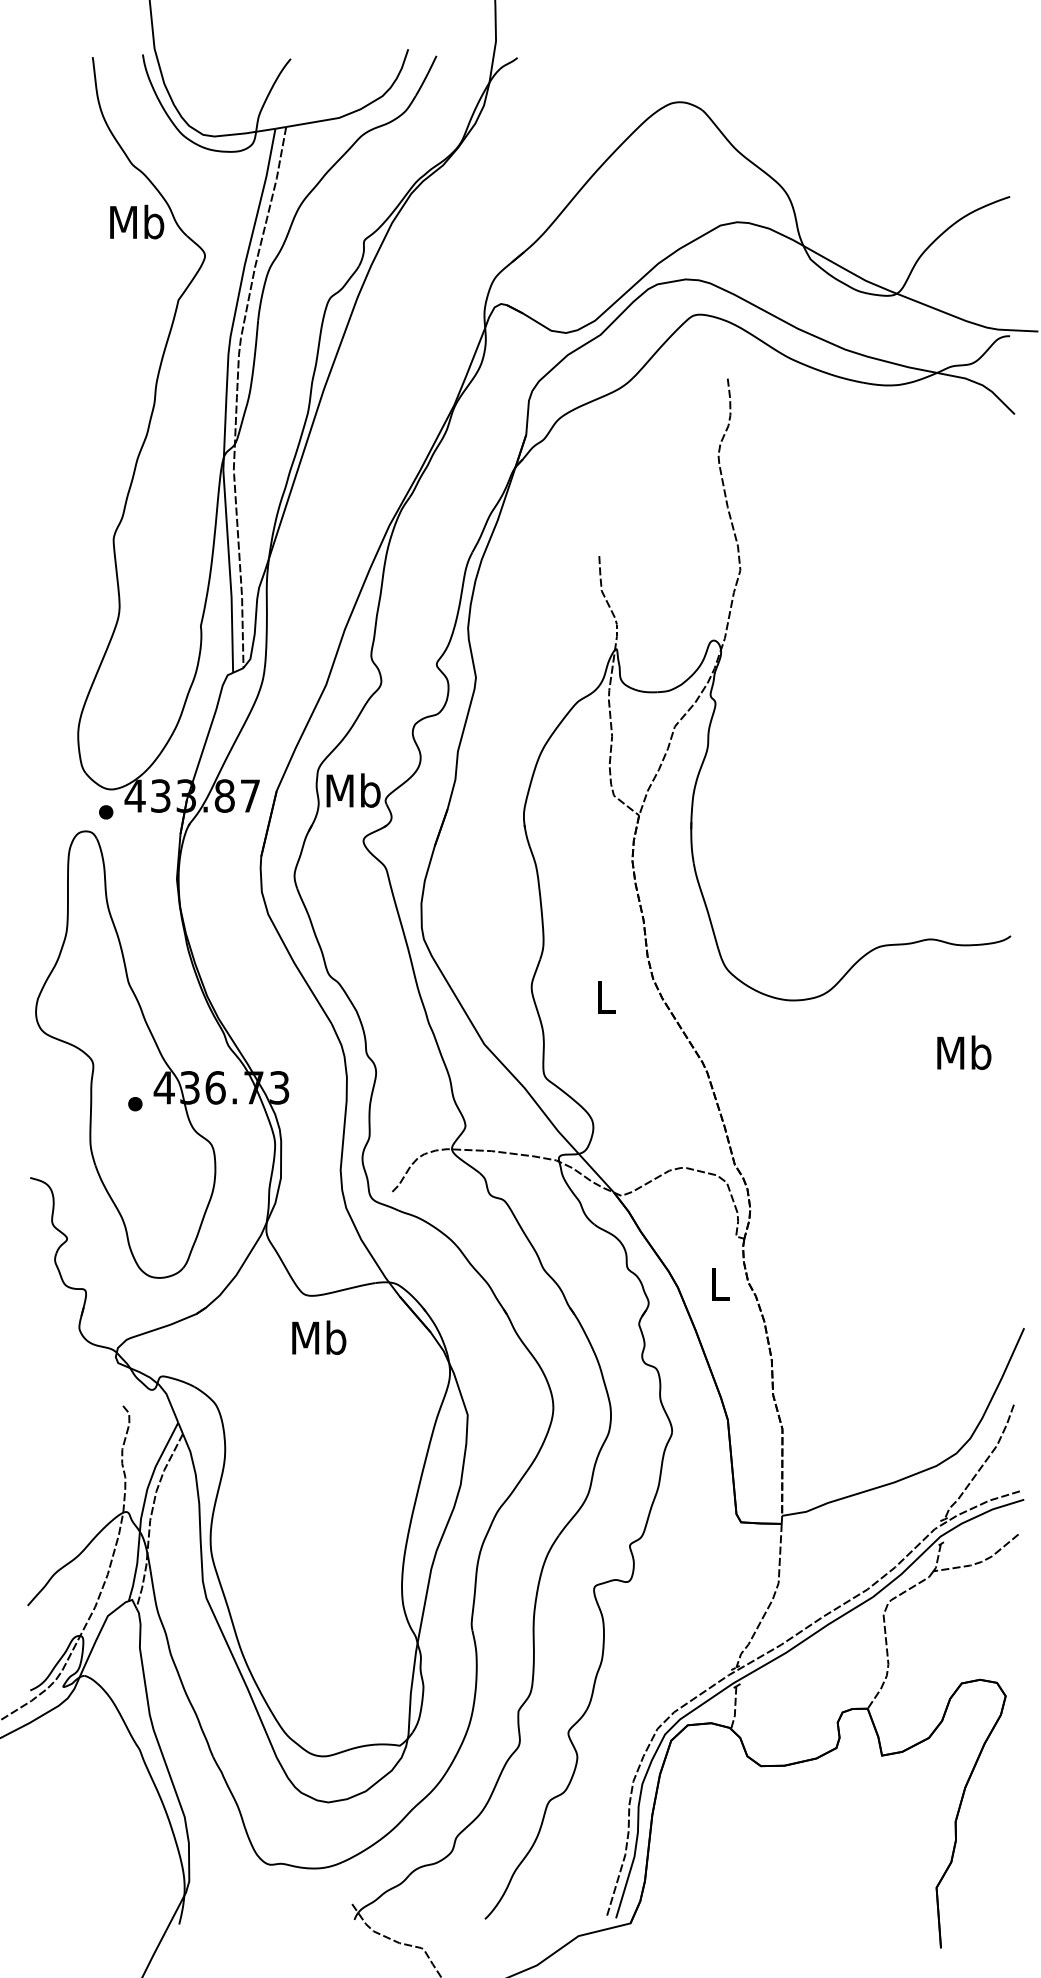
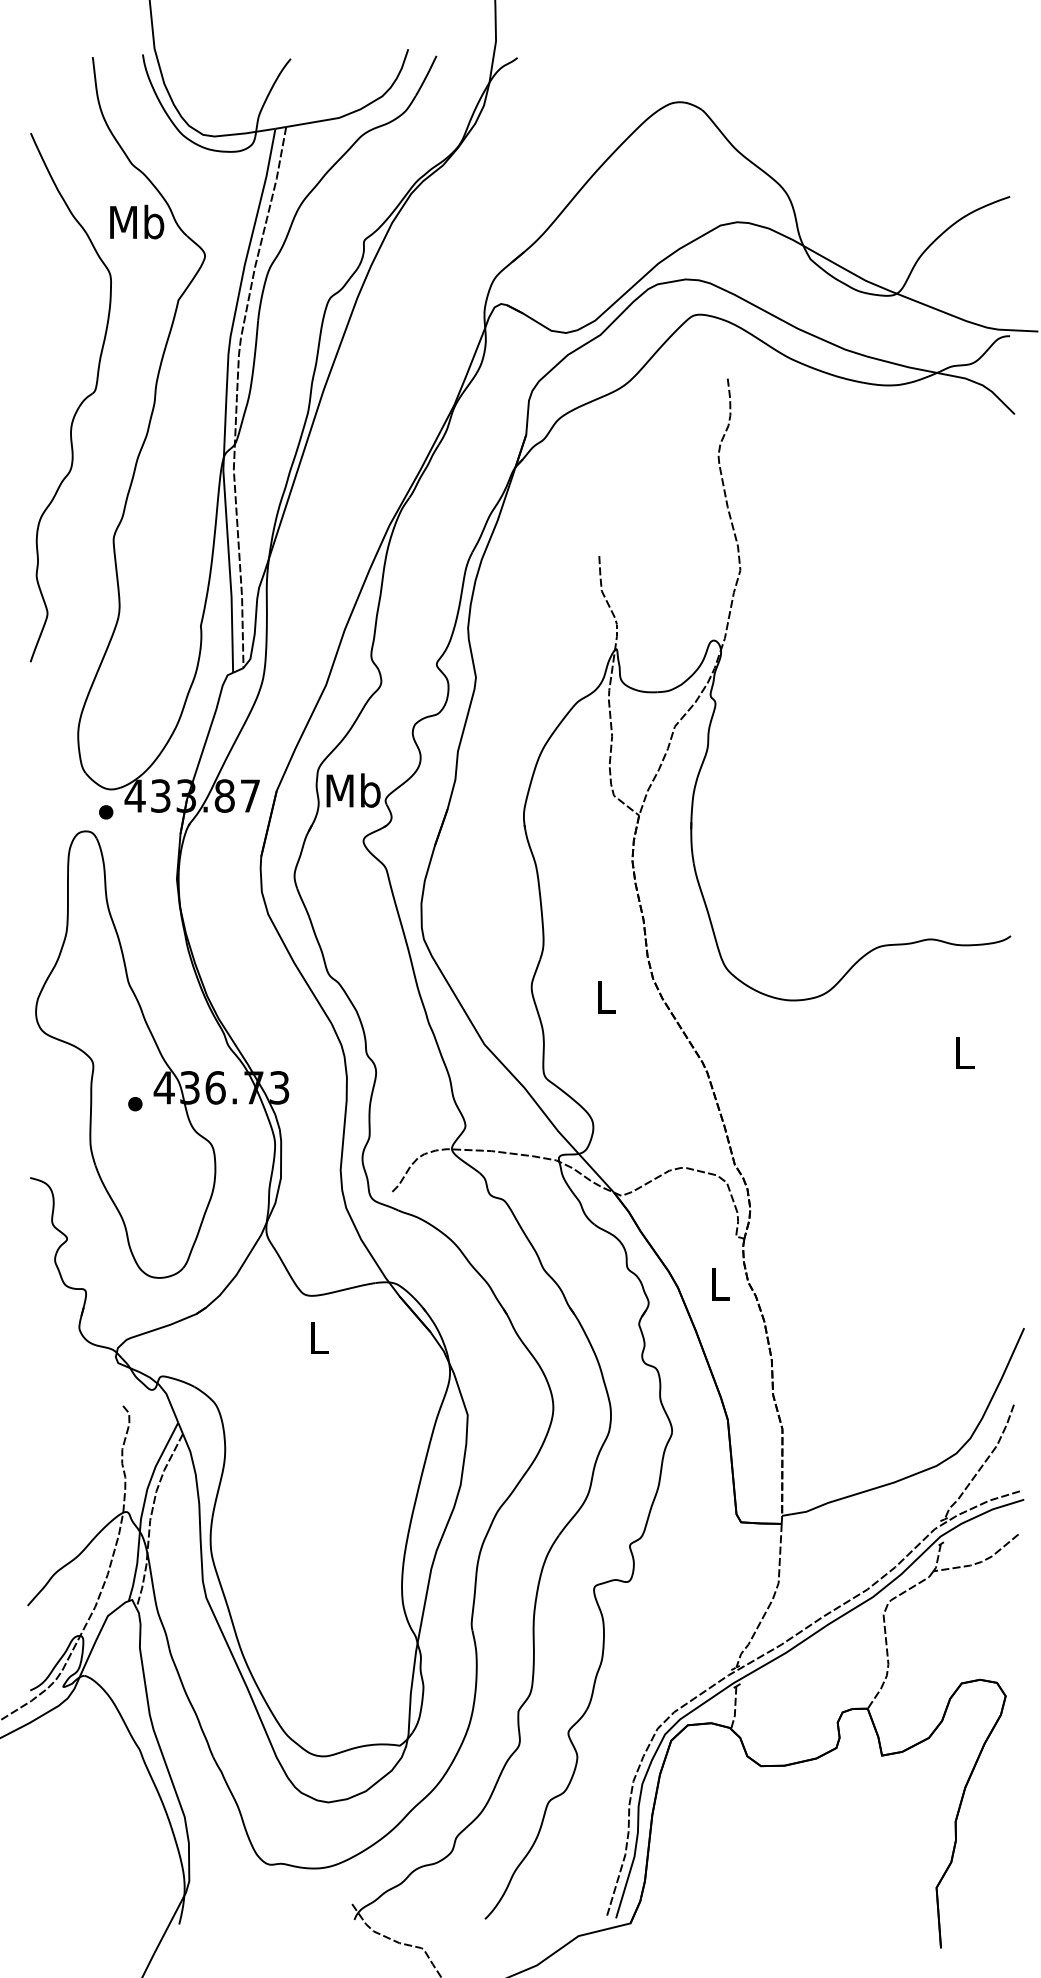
part: none -> present (79, 404)
text: Mb -> L (964, 1052)
text: Mb -> L (319, 1337)
